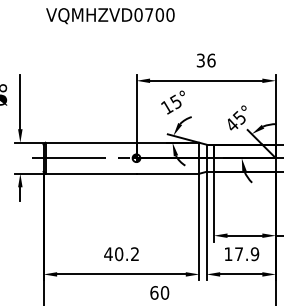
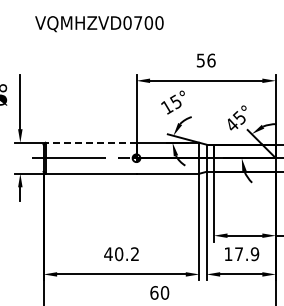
text position: (110, 16) -> (99, 24) (99, 24)
text: 36 -> 56 (200, 59)
line: solid -> dashed (90, 142)
